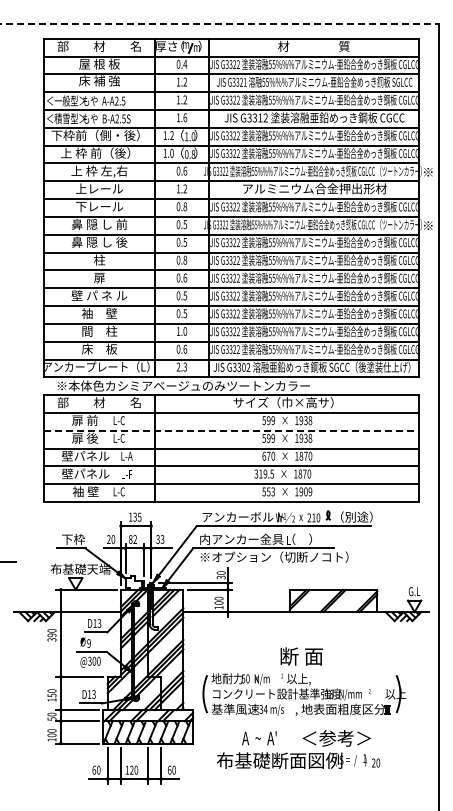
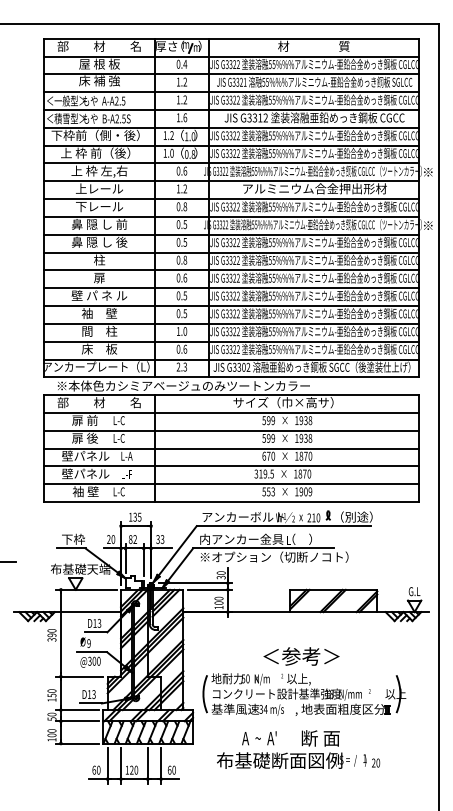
line: dashed -> solid (220, 24)
line: dashed -> solid (231, 430)
text: 断 面 -> ＜参考＞ (301, 656)
text: ＜参考＞ -> 断 面 (336, 738)
